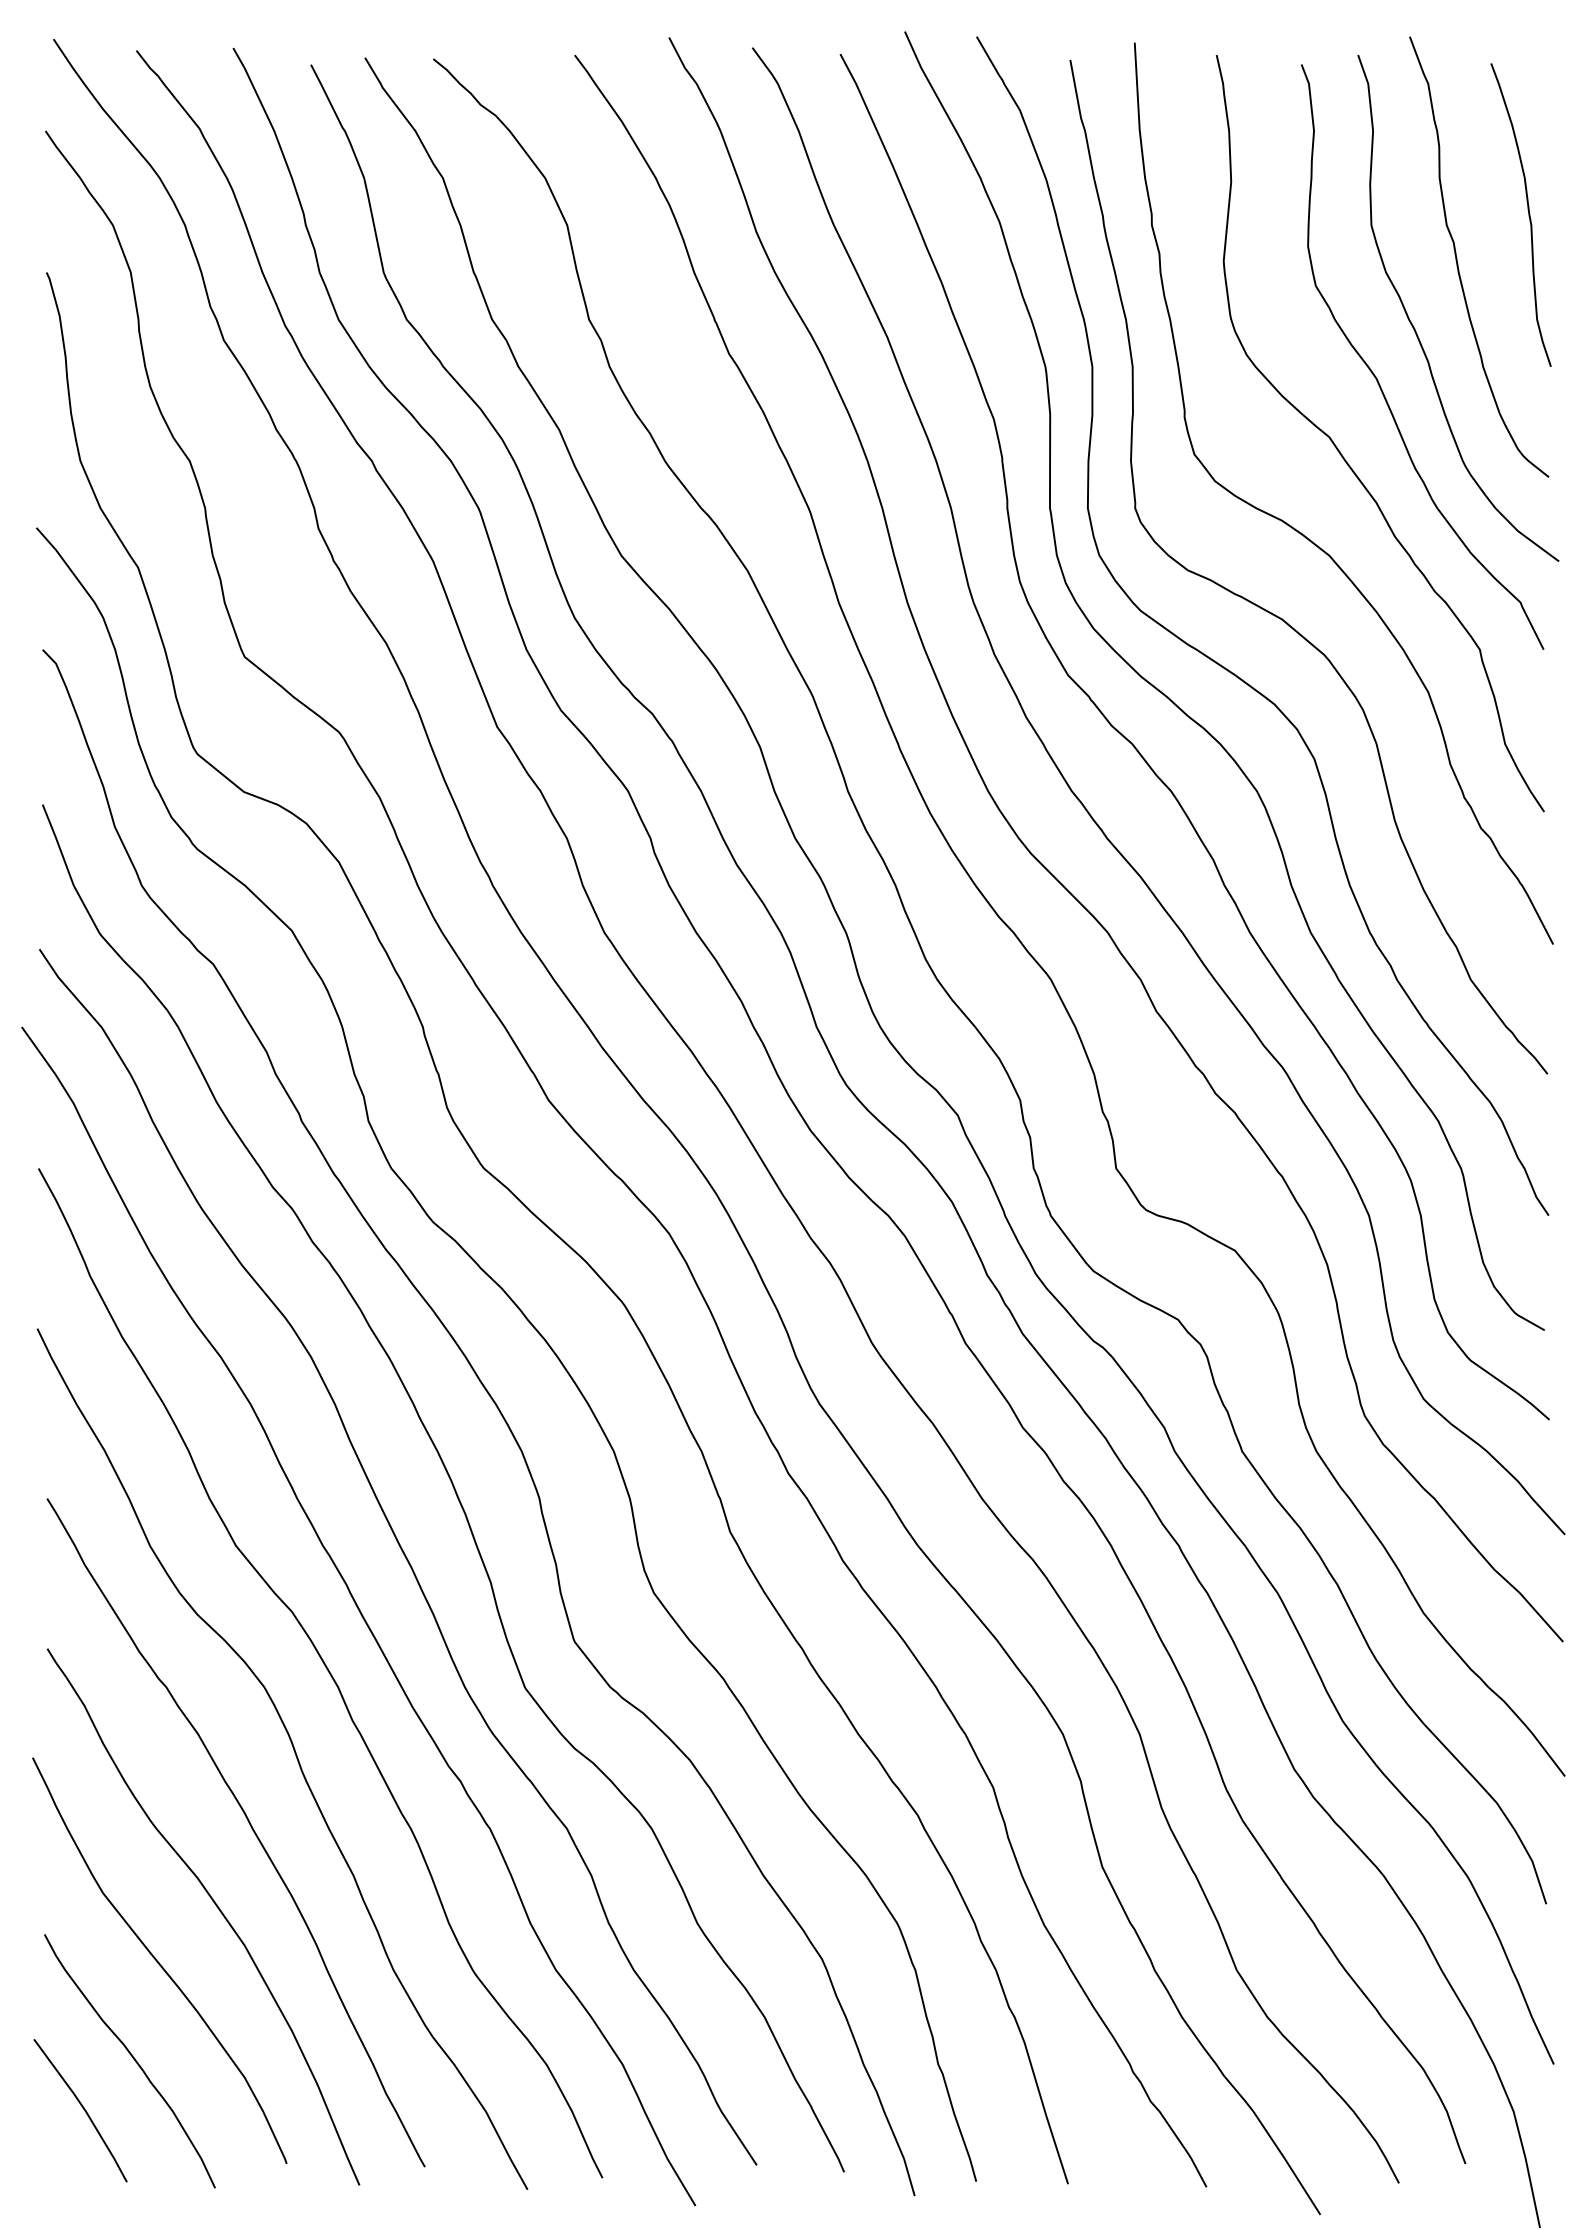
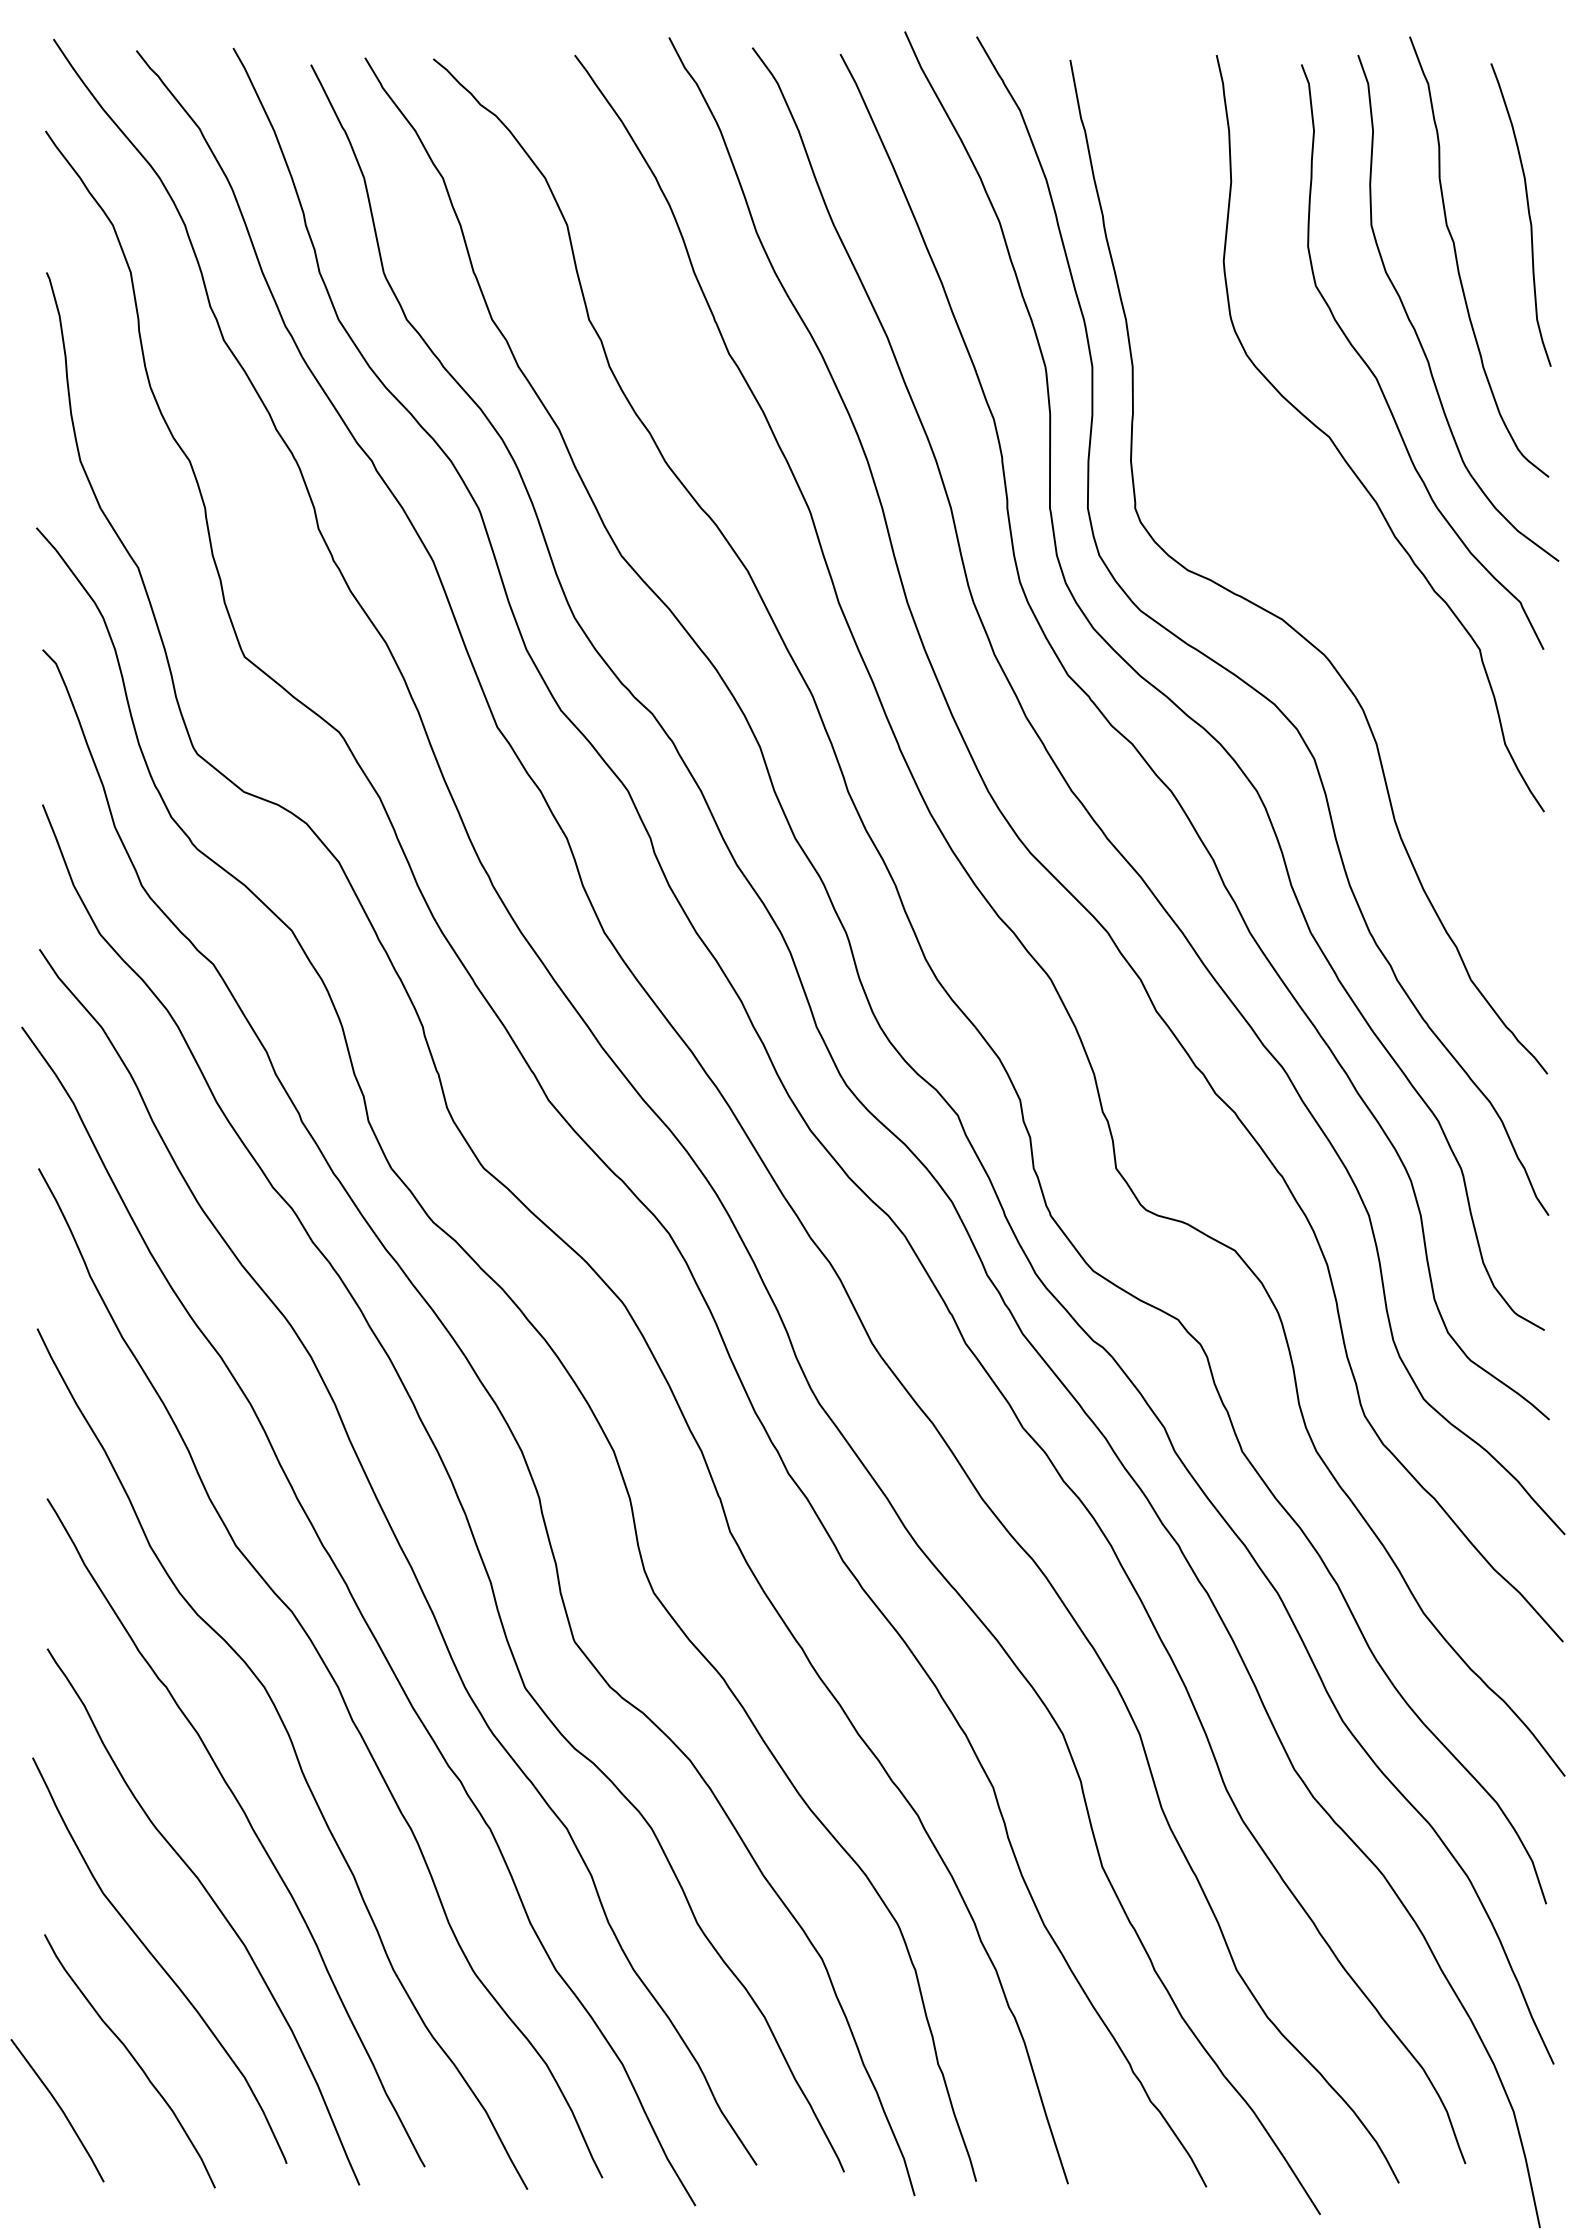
curve: present -> none (1309, 538)
line position: (82, 2108) -> (59, 2108) (59, 2108)
